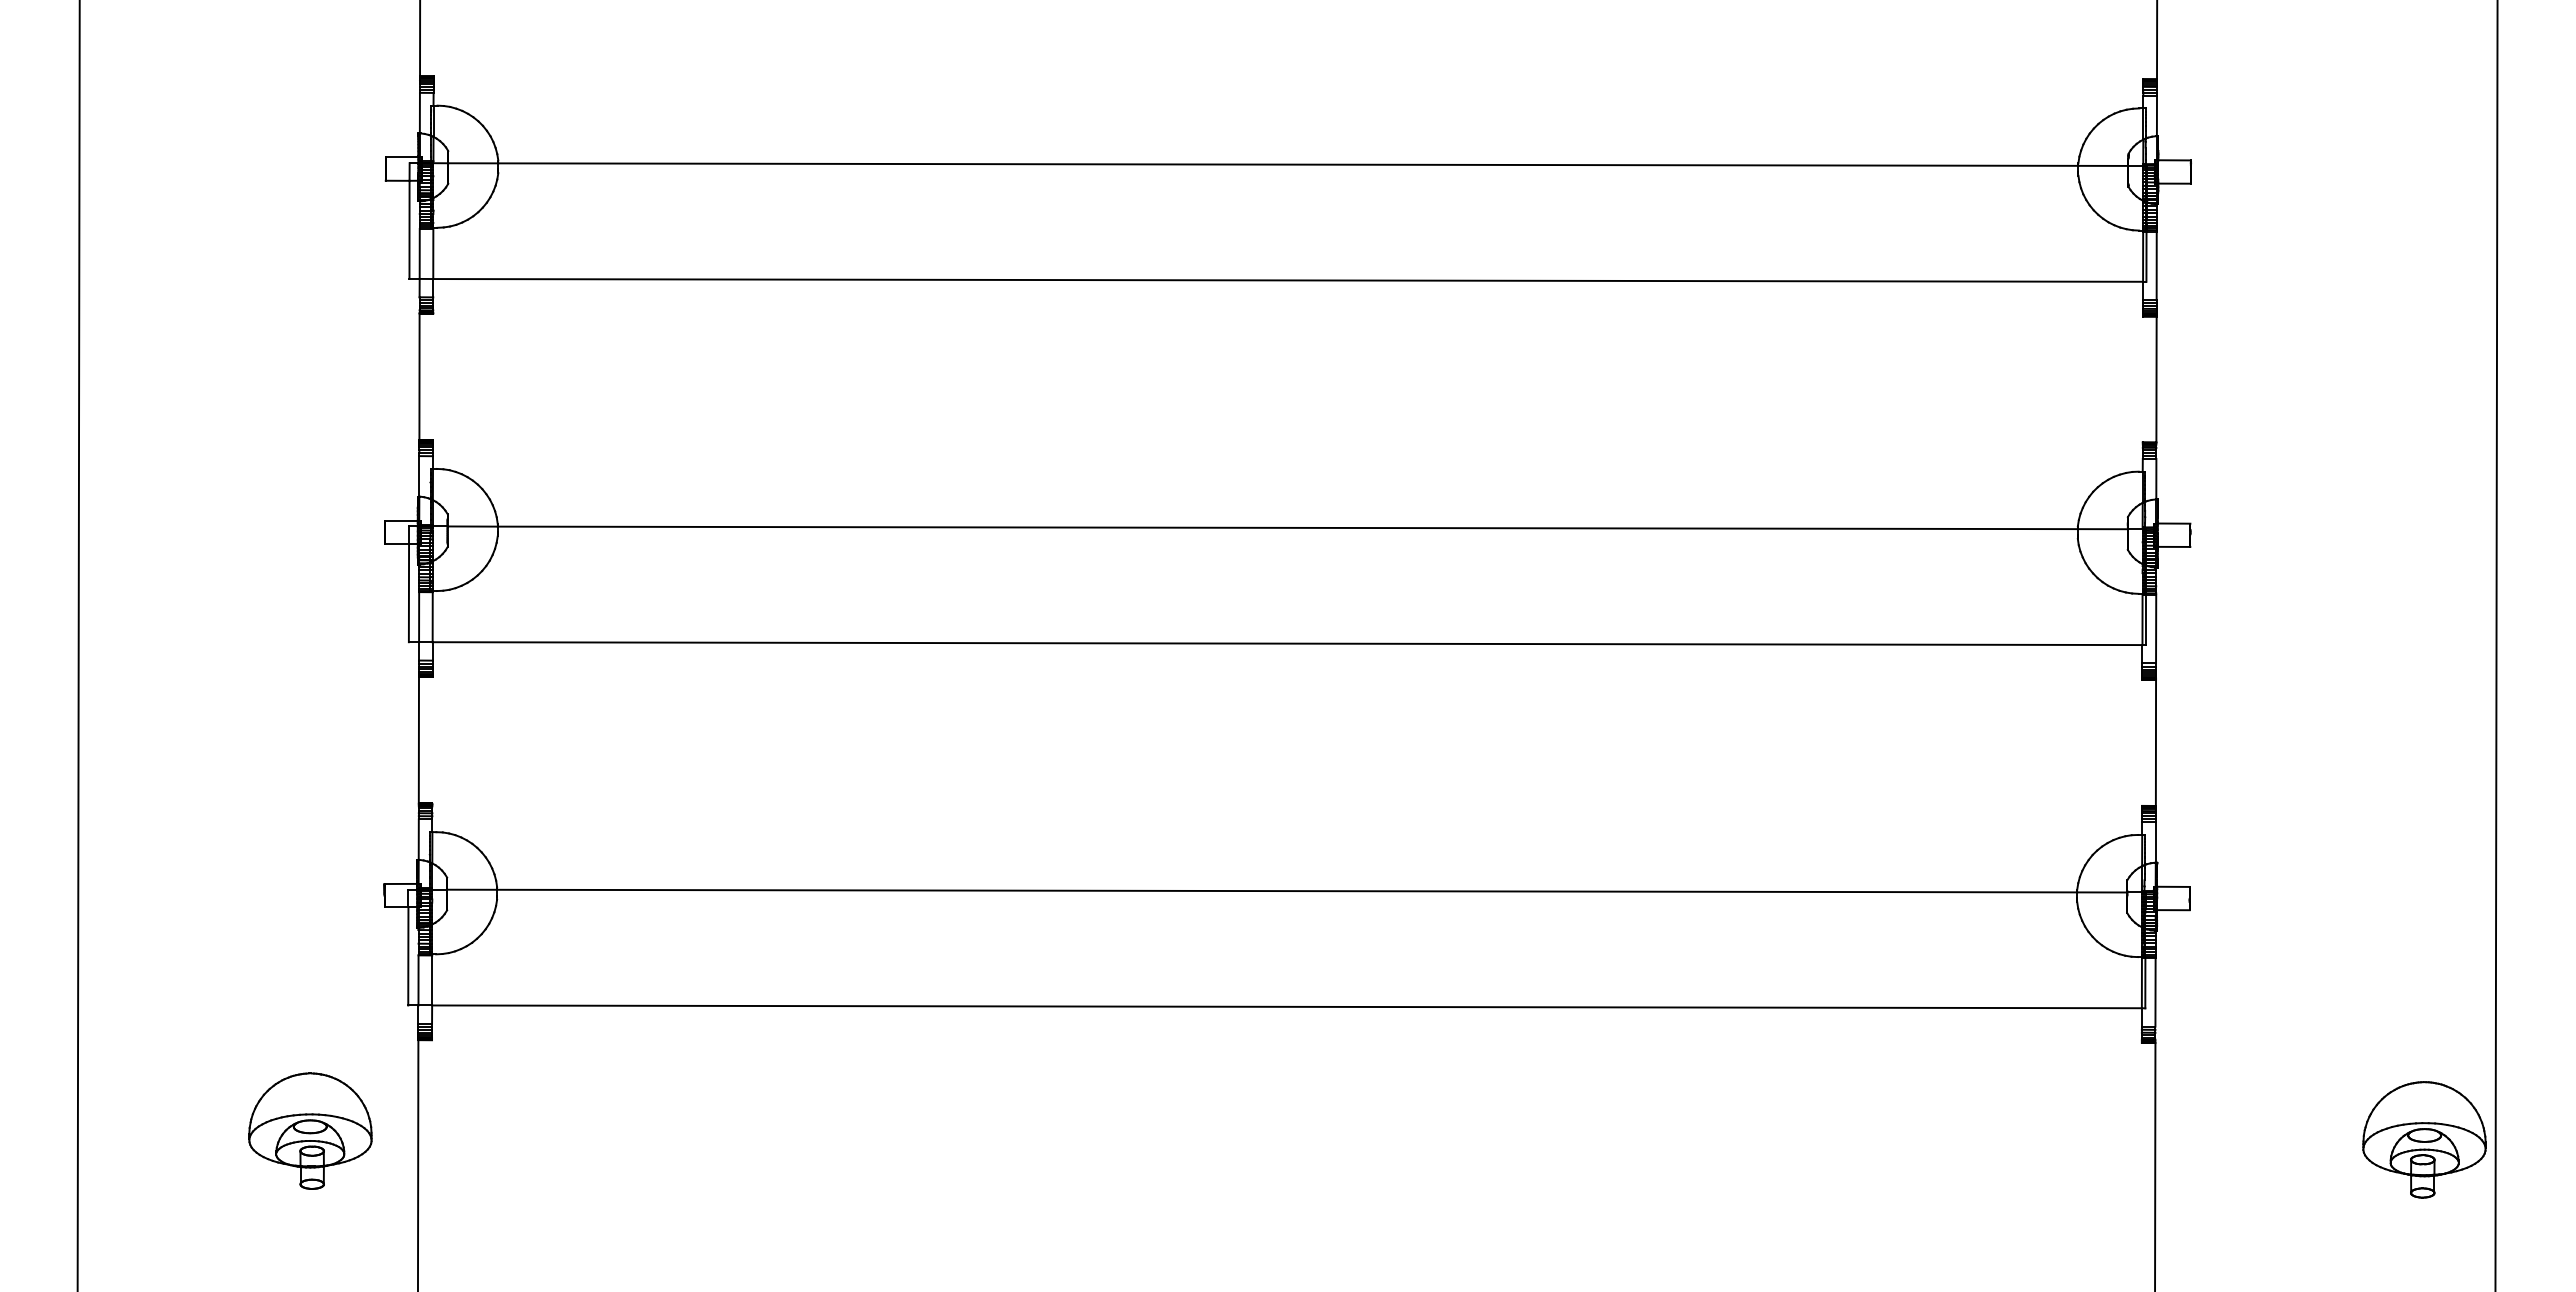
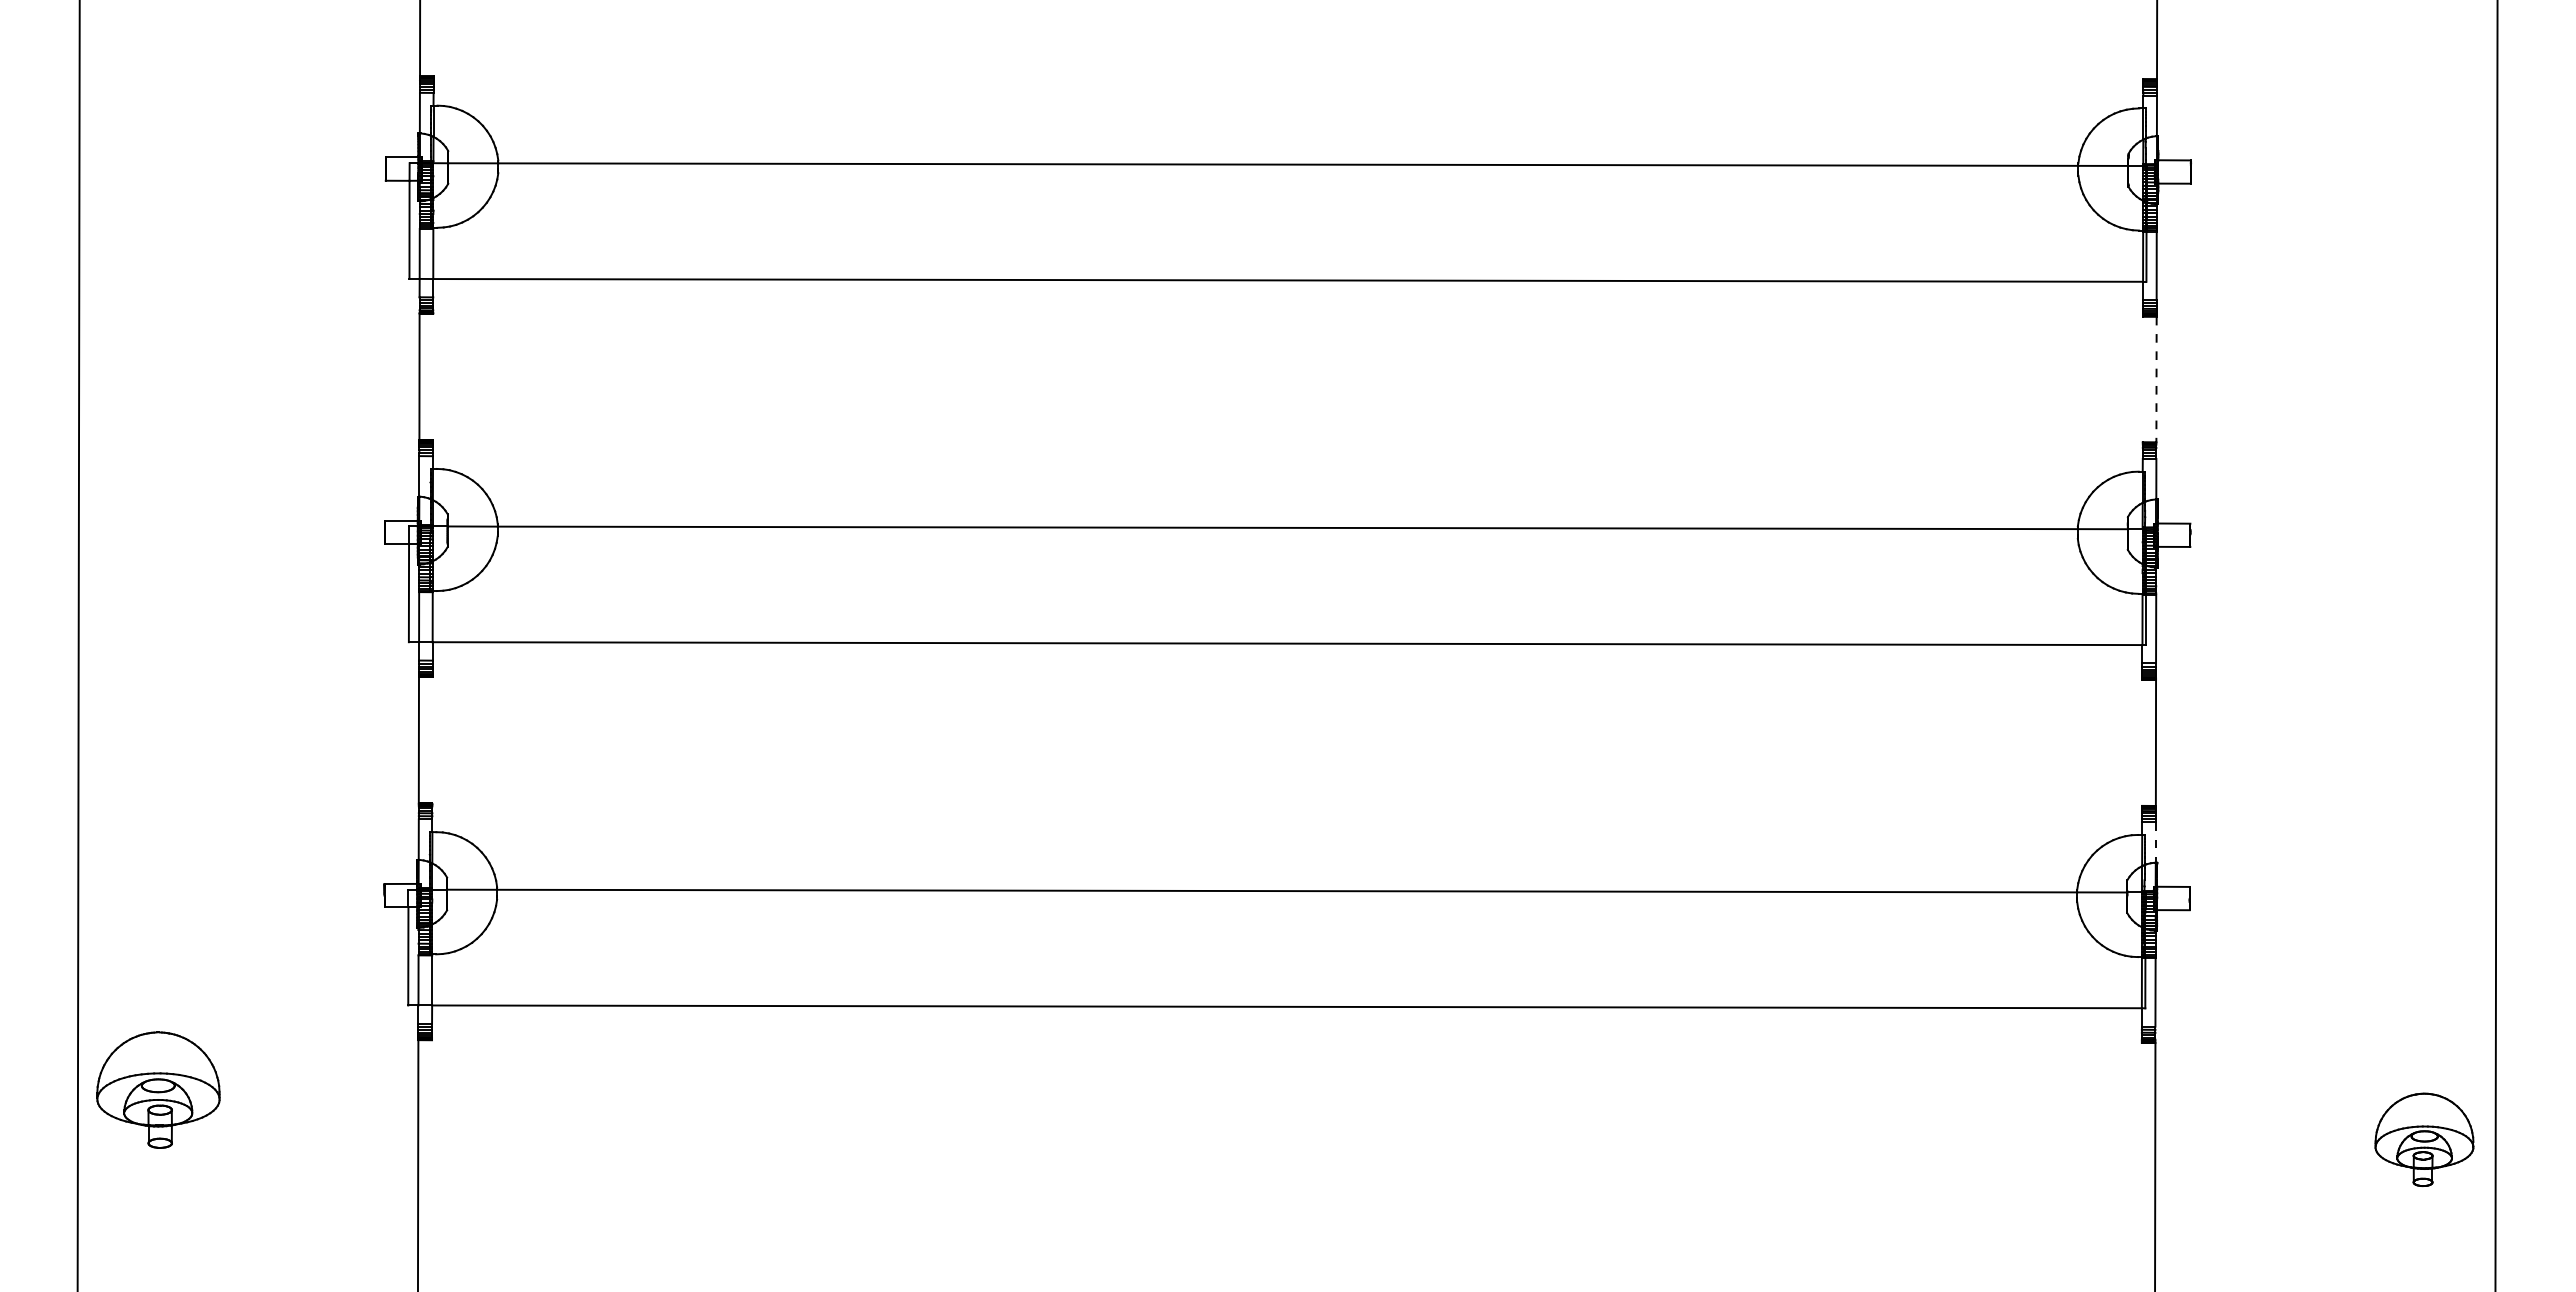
line: solid -> dashed (2156, 379)
line: solid -> dashed (2155, 842)
part position: (310, 1130) -> (158, 1089) (158, 1089)
part size: 125x118 px -> 101x95 px (2424, 1139)
